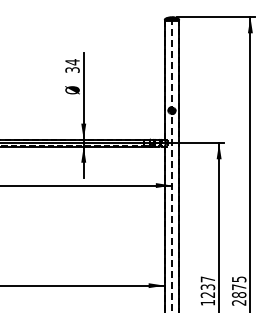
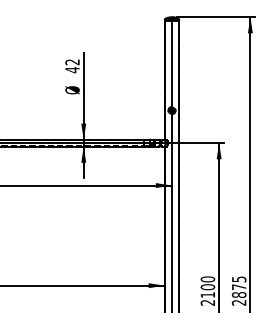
text: 34 -> 42 (72, 66)
line: dashed -> solid (171, 166)
text: 1237 -> 2100 (207, 290)
